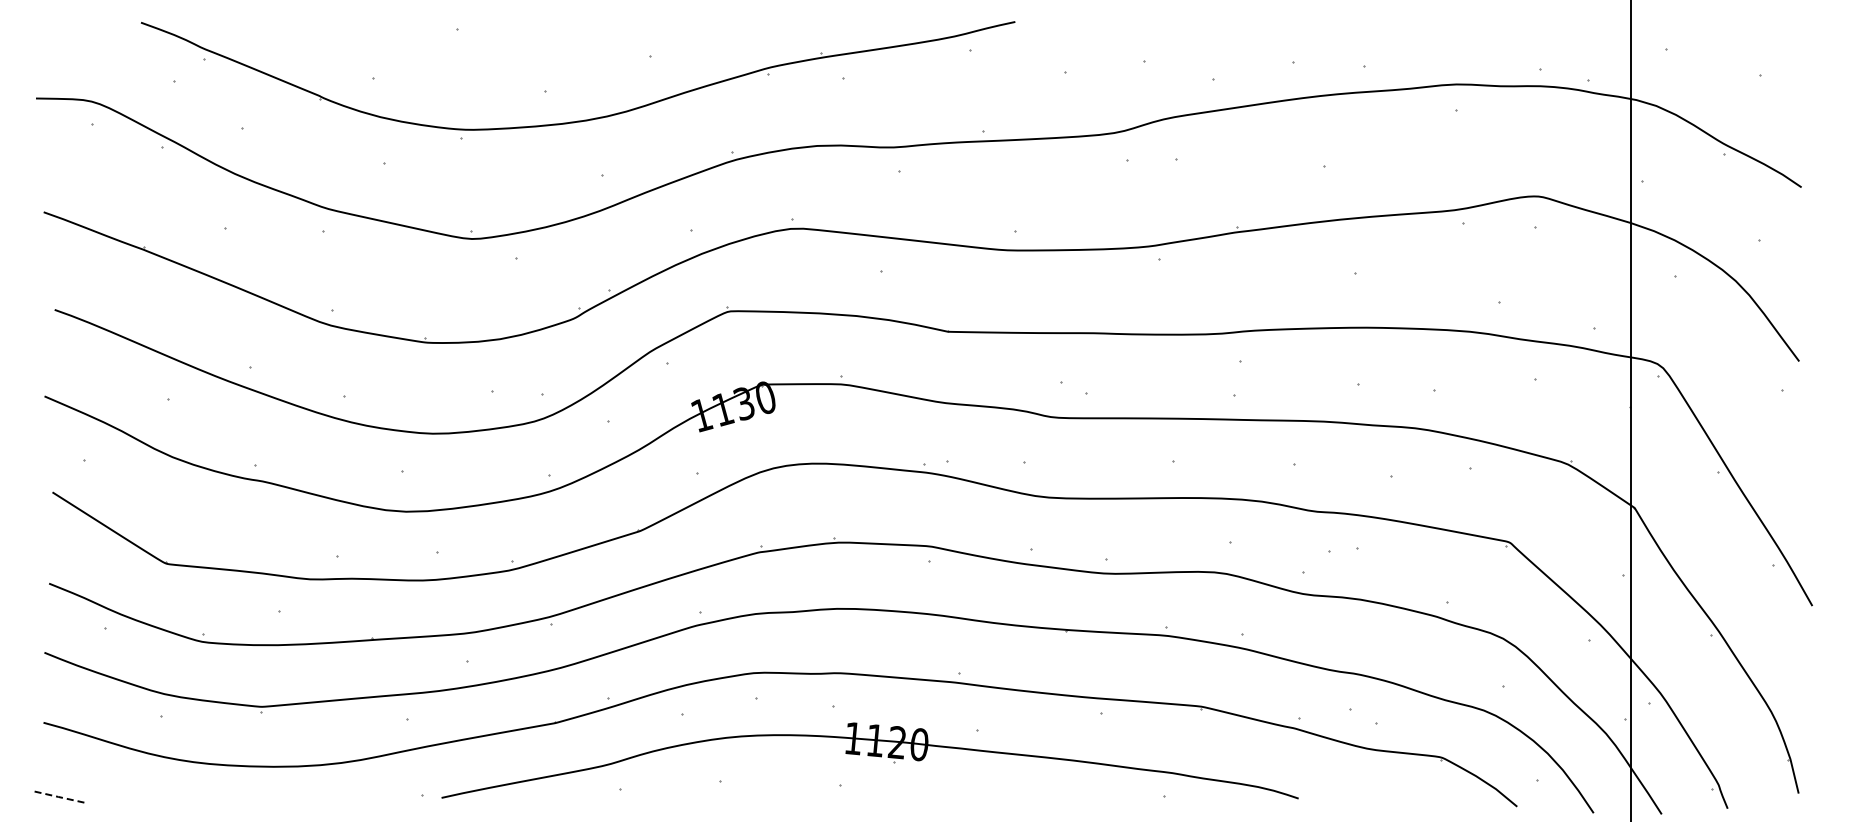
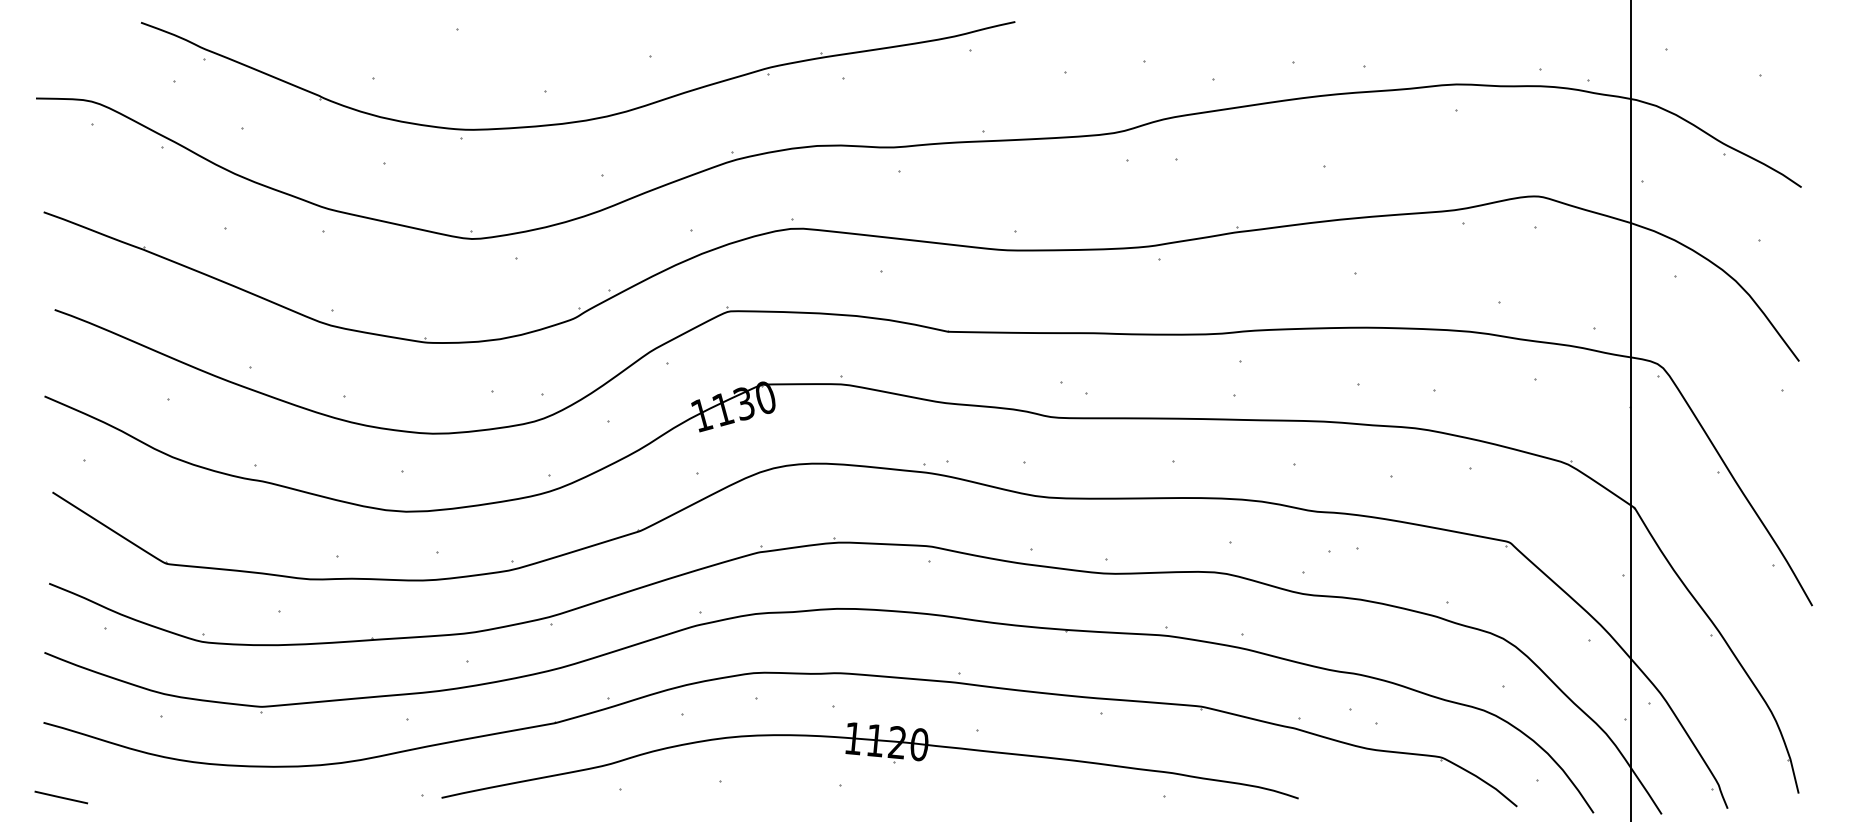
line: dashed -> solid (61, 797)
